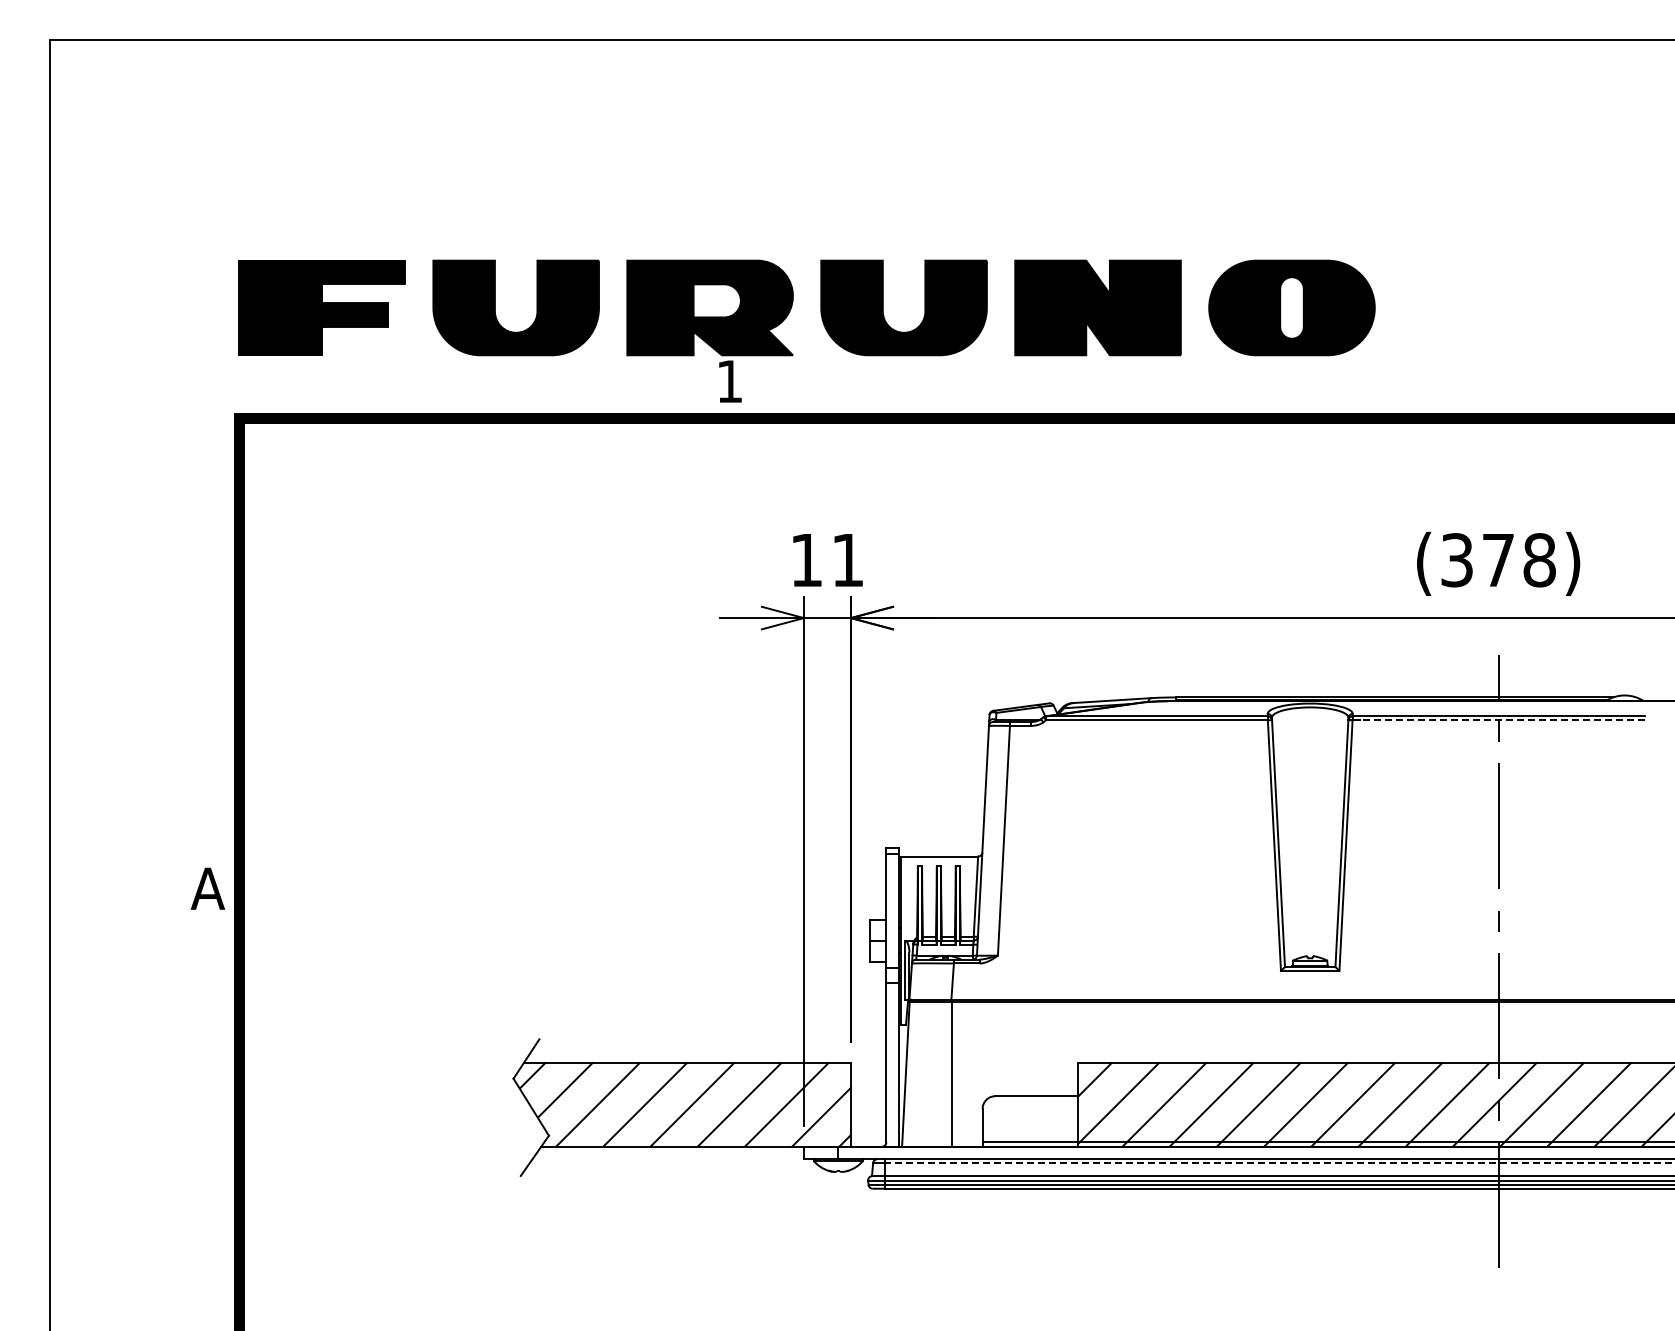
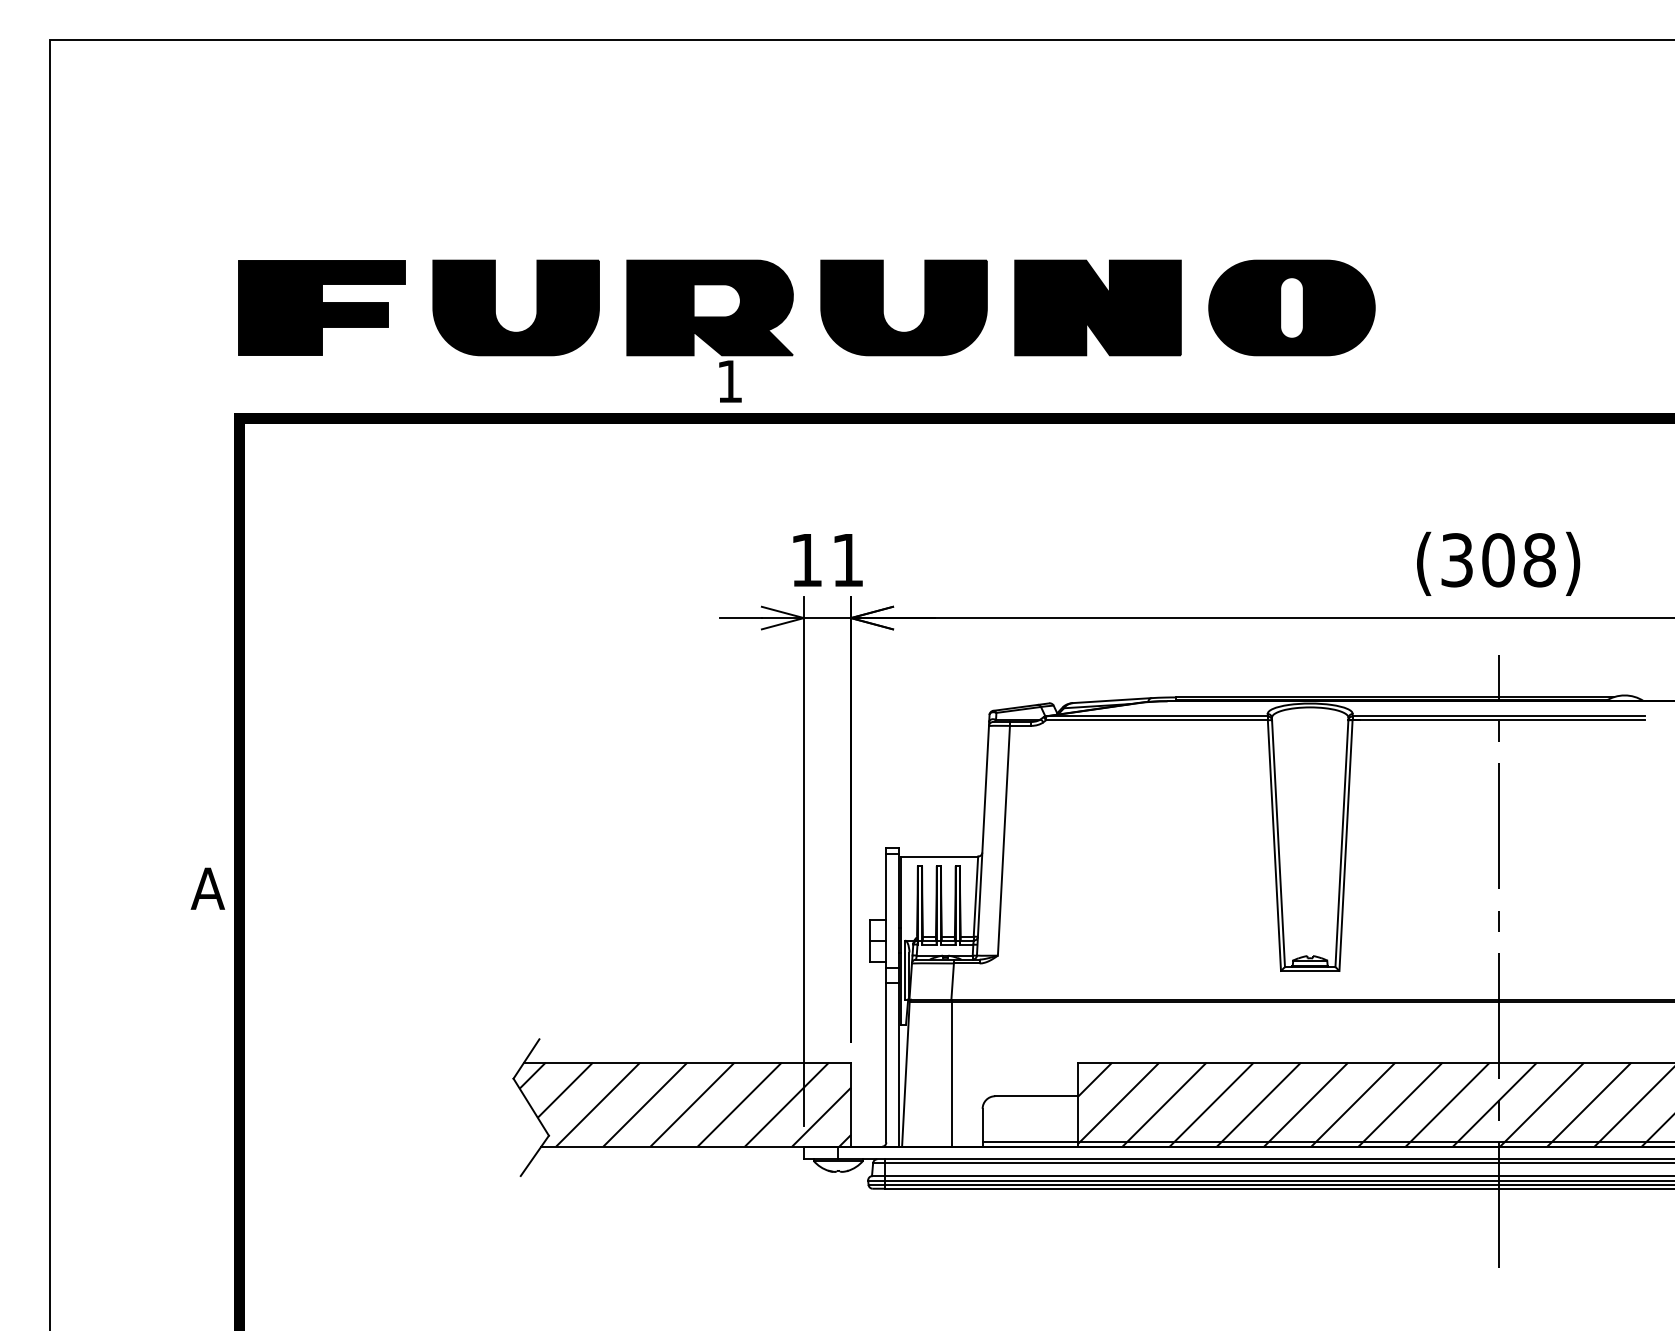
text: (378) -> (308) (1498, 560)
line: dashed -> solid (1498, 720)
line: dashed -> solid (1279, 1163)
